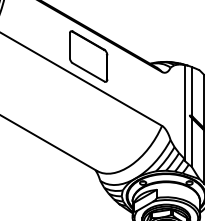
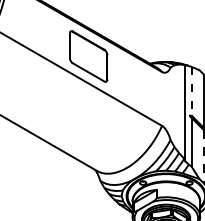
line: solid -> dashed (191, 91)
line: solid -> dashed (204, 157)
